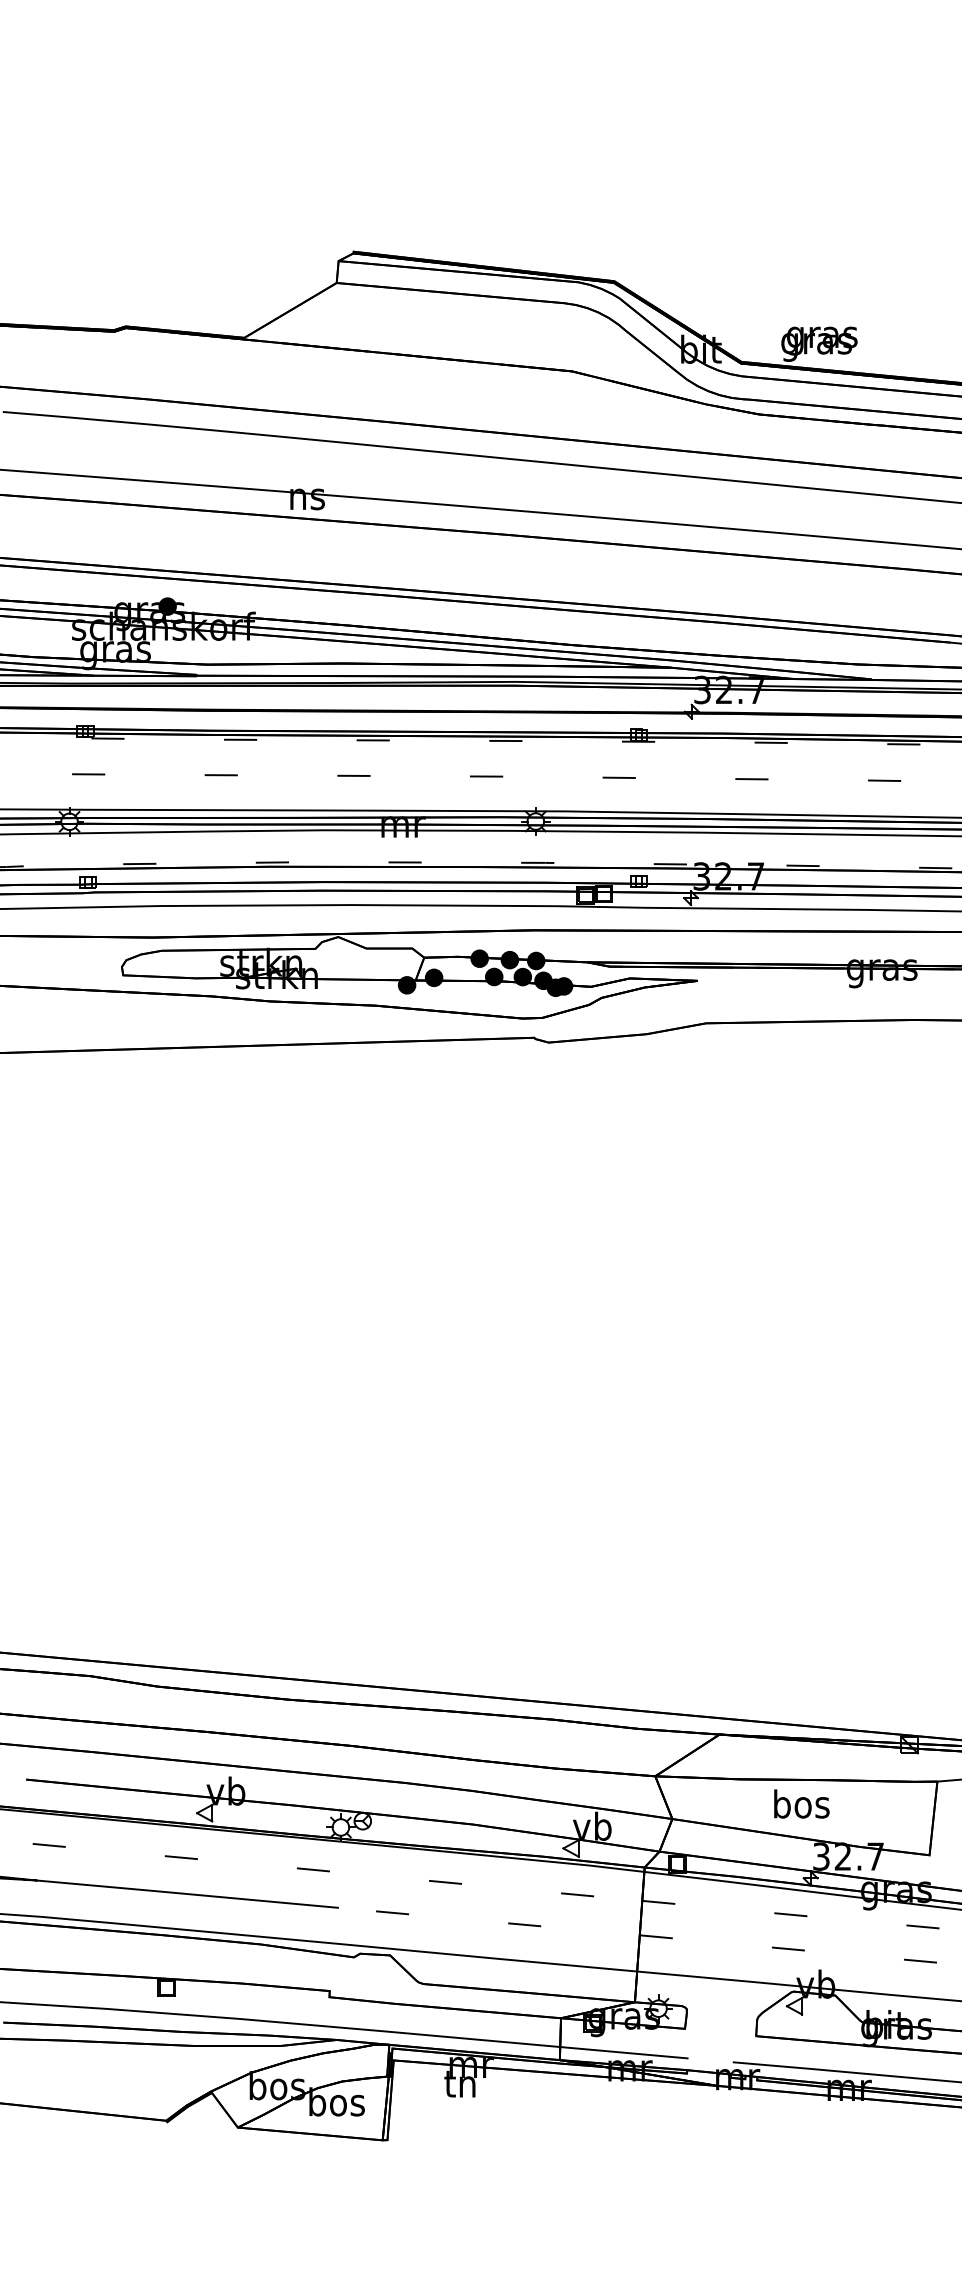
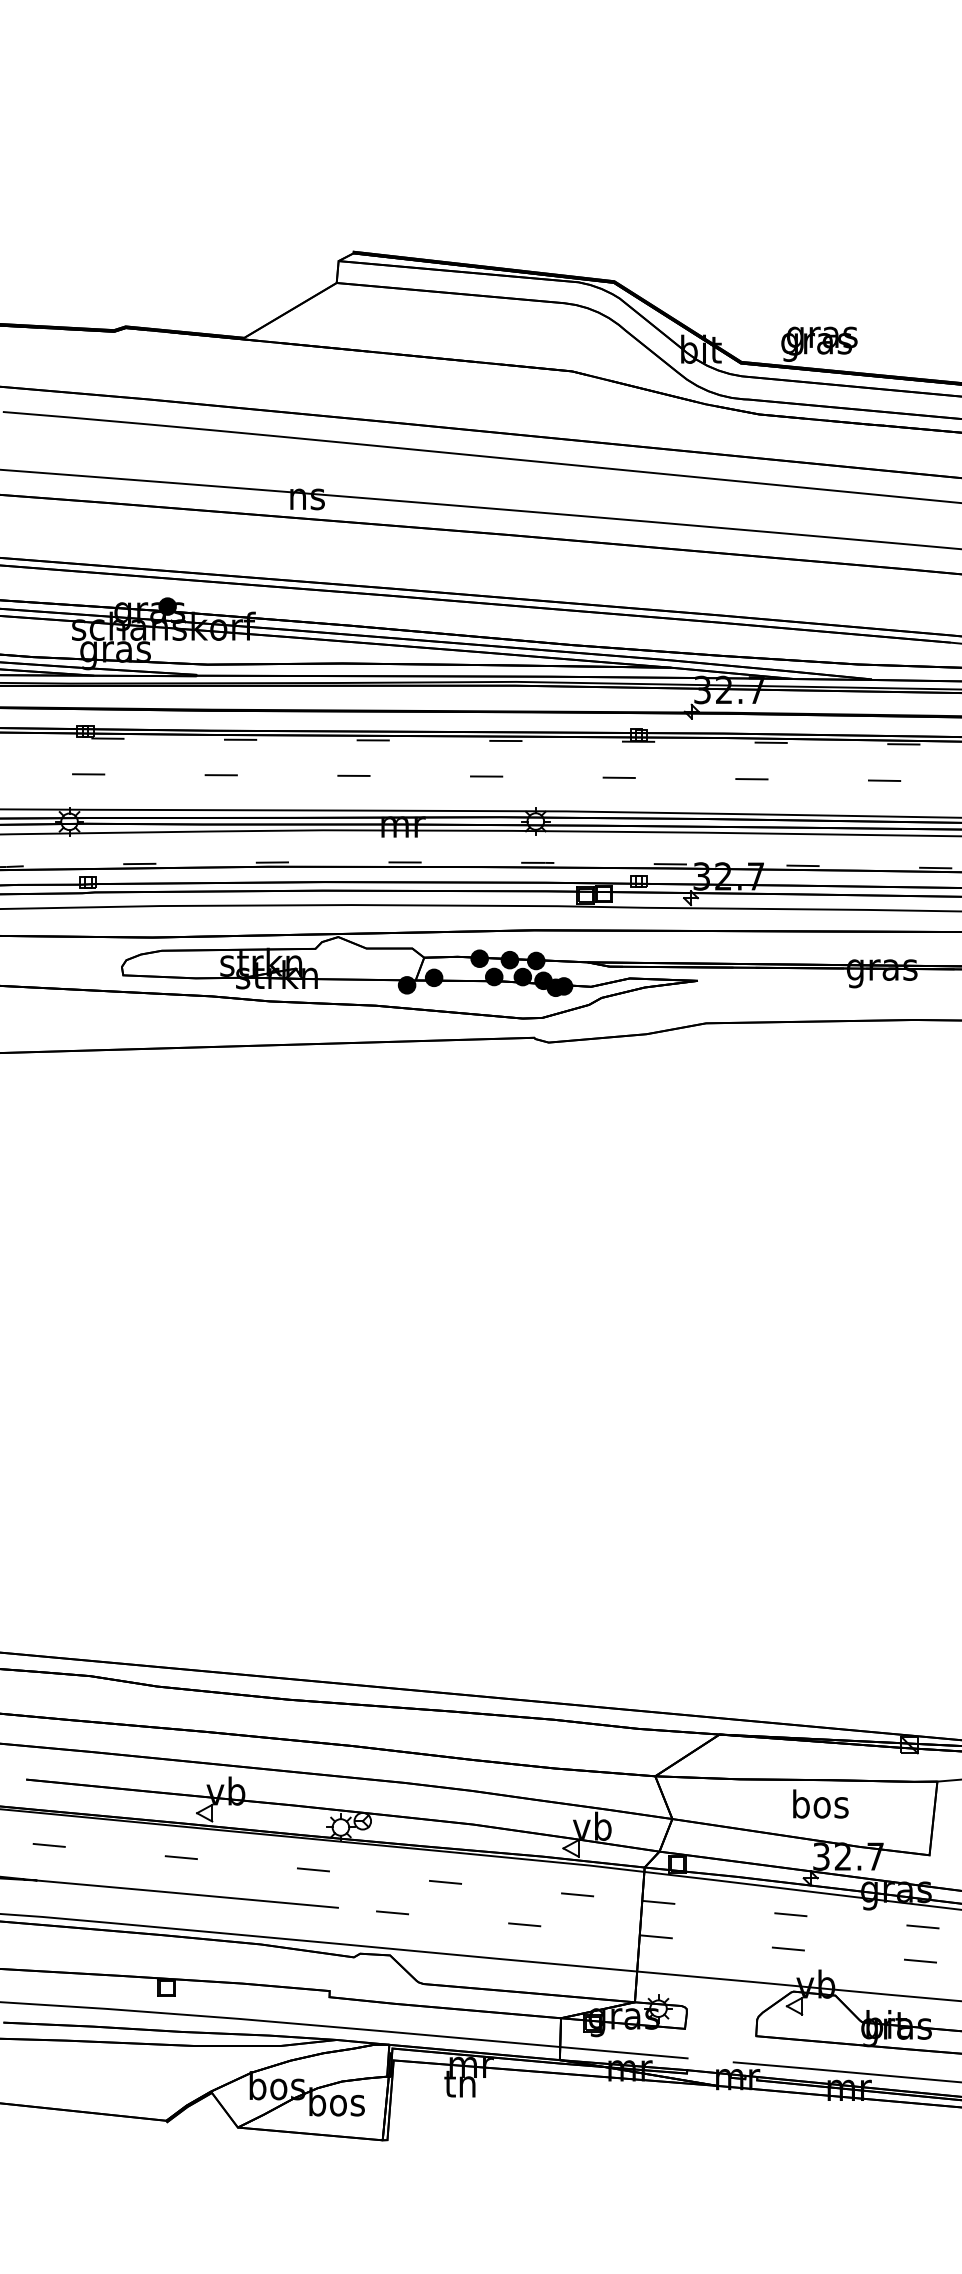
text position: (801, 1803) -> (820, 1803) (820, 1803)
